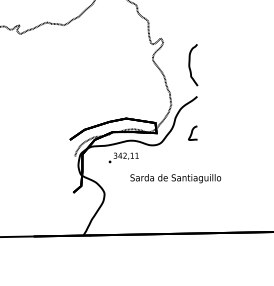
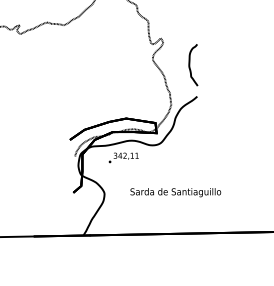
curve: present -> none (192, 132)
text position: (175, 178) -> (175, 192) (175, 192)
